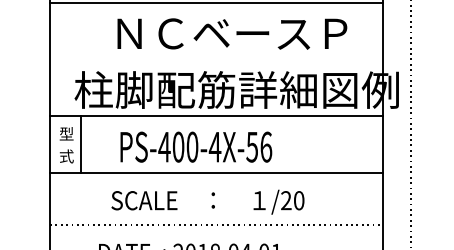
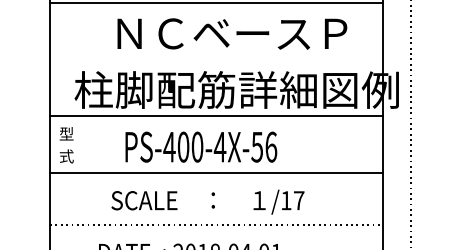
line: present -> none (81, 144)
text position: (196, 146) -> (201, 146) (201, 146)
text: /20 -> /17 (292, 200)
